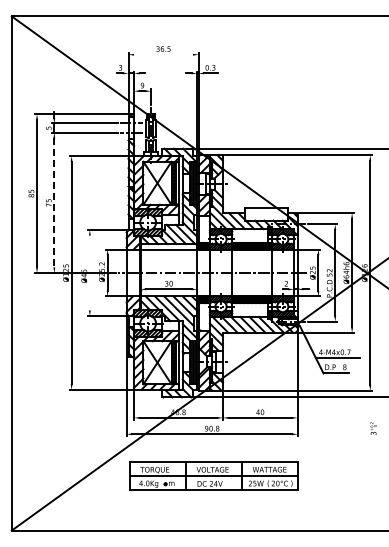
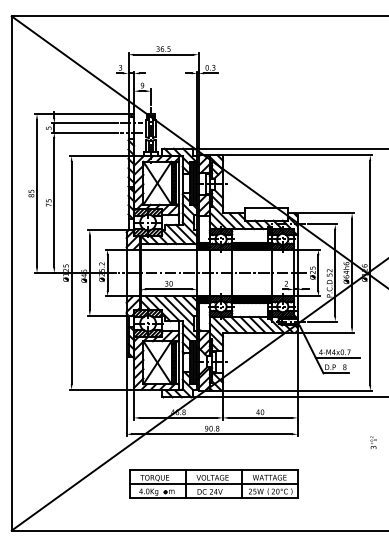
line: none -> present (163, 54)
line: dashed -> solid (54, 202)
line: none -> present (89, 272)
text position: (373, 428) -> (373, 442) (373, 442)
part position: (213, 475) -> (213, 483) (213, 483)
